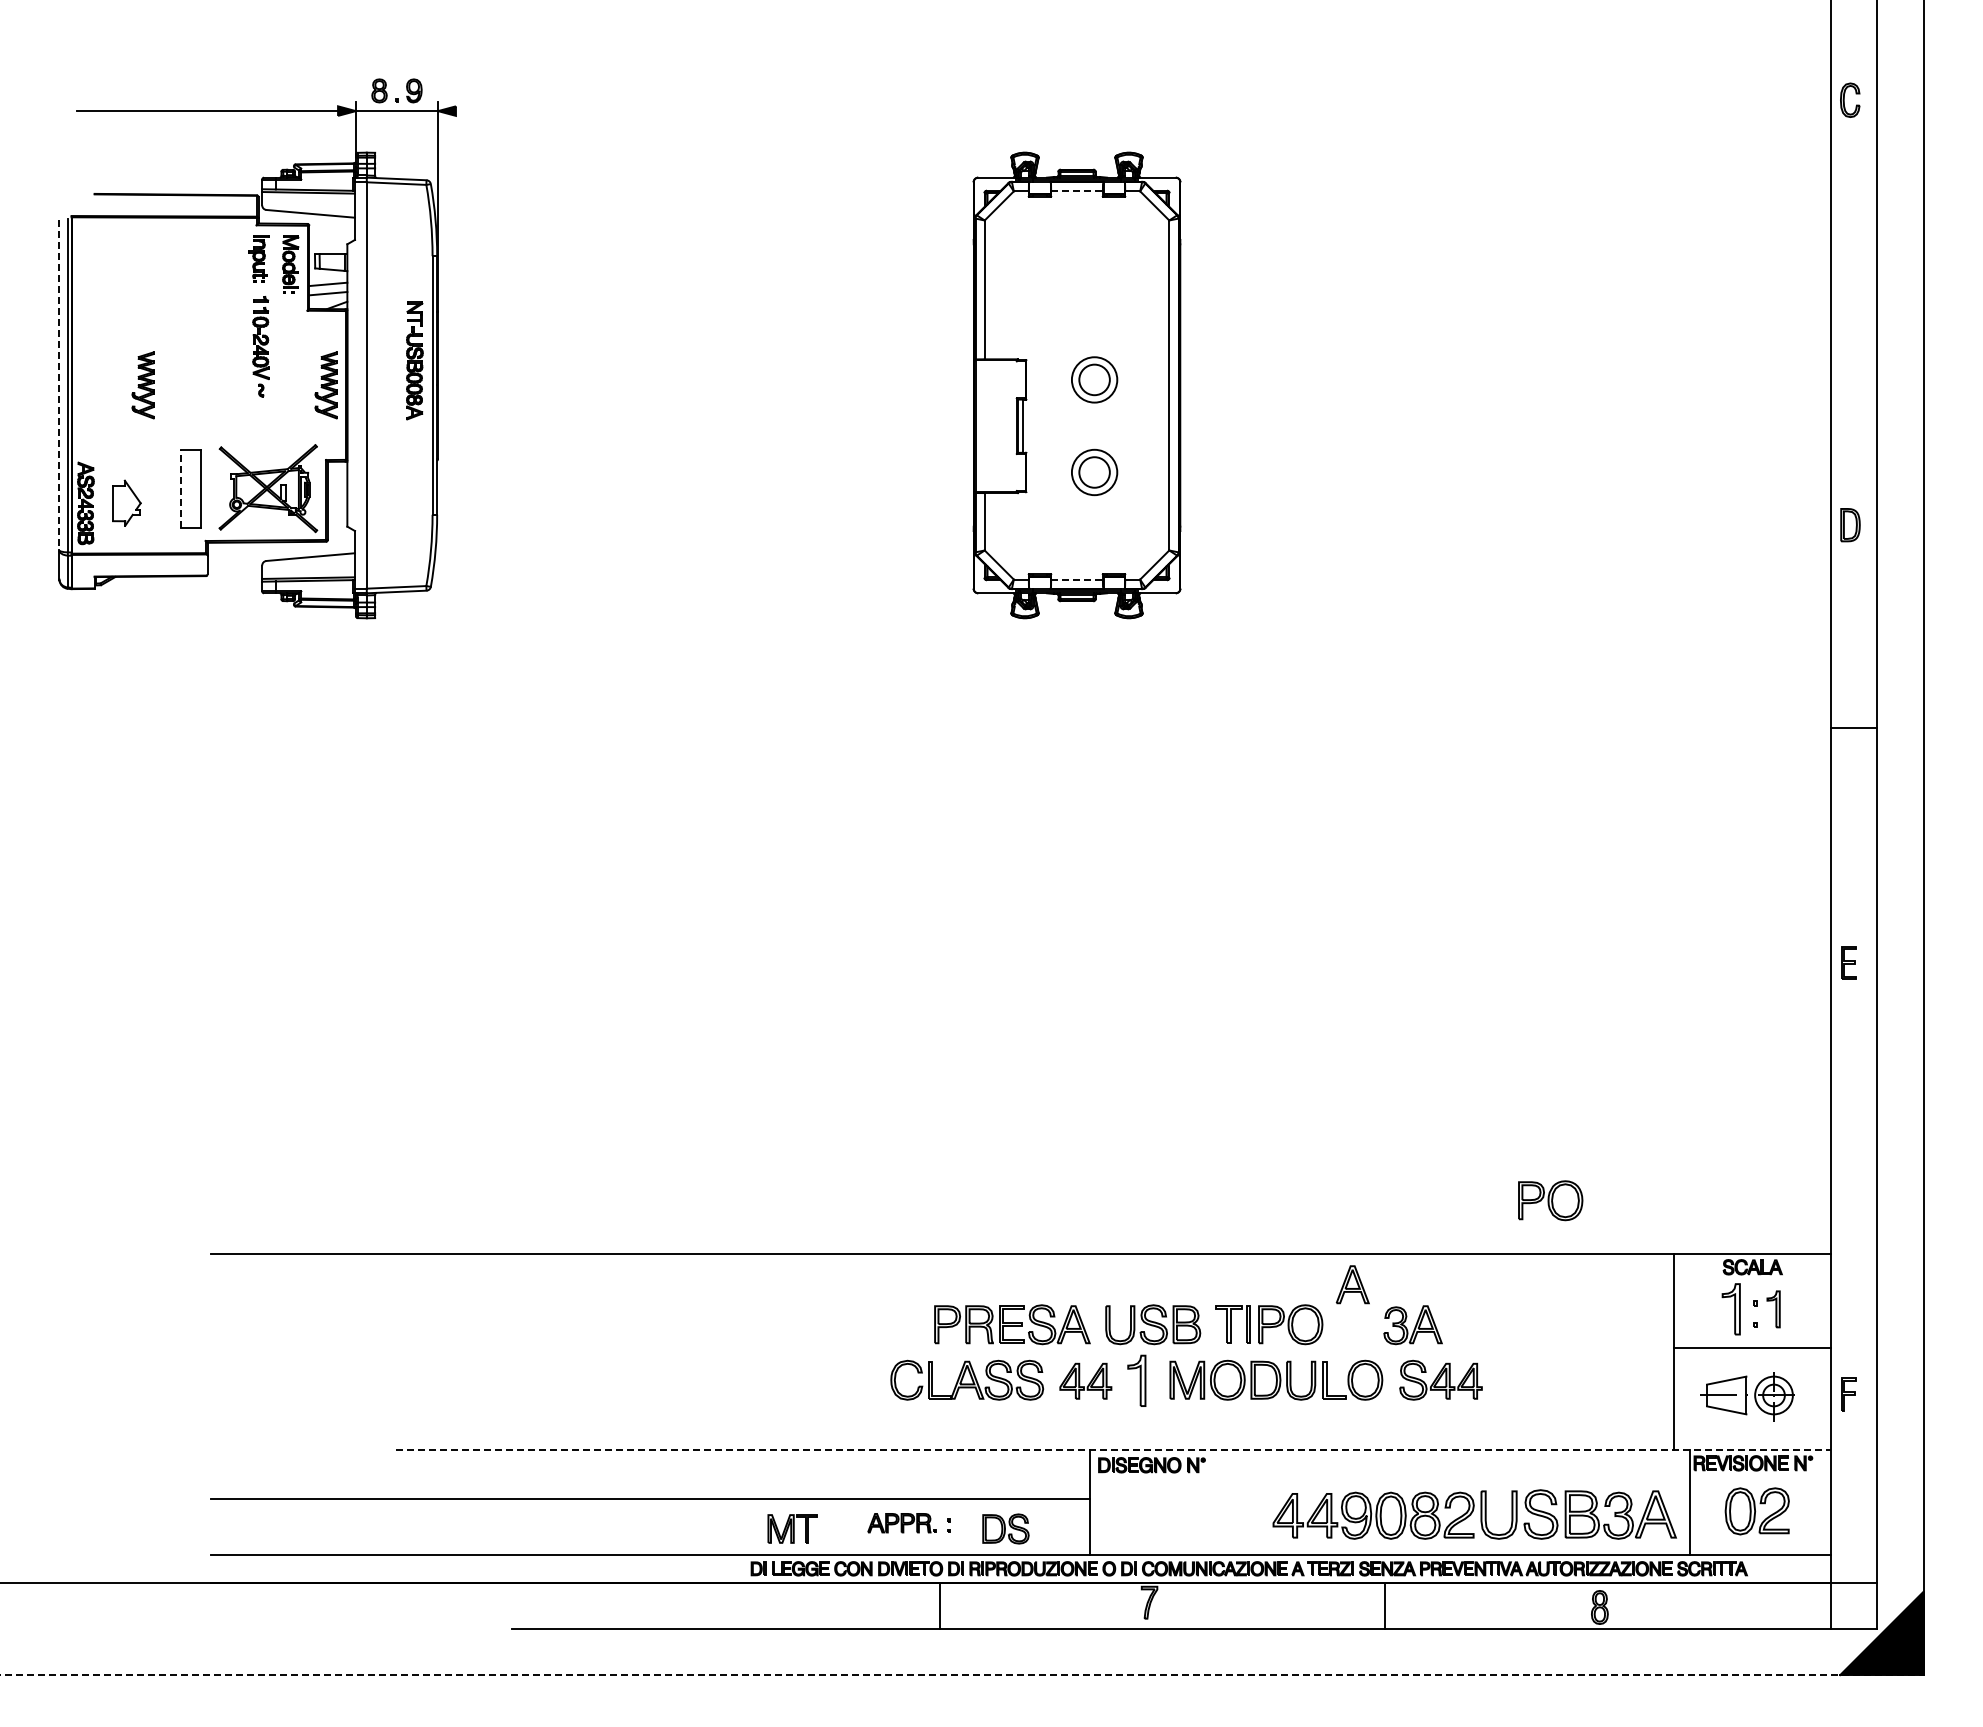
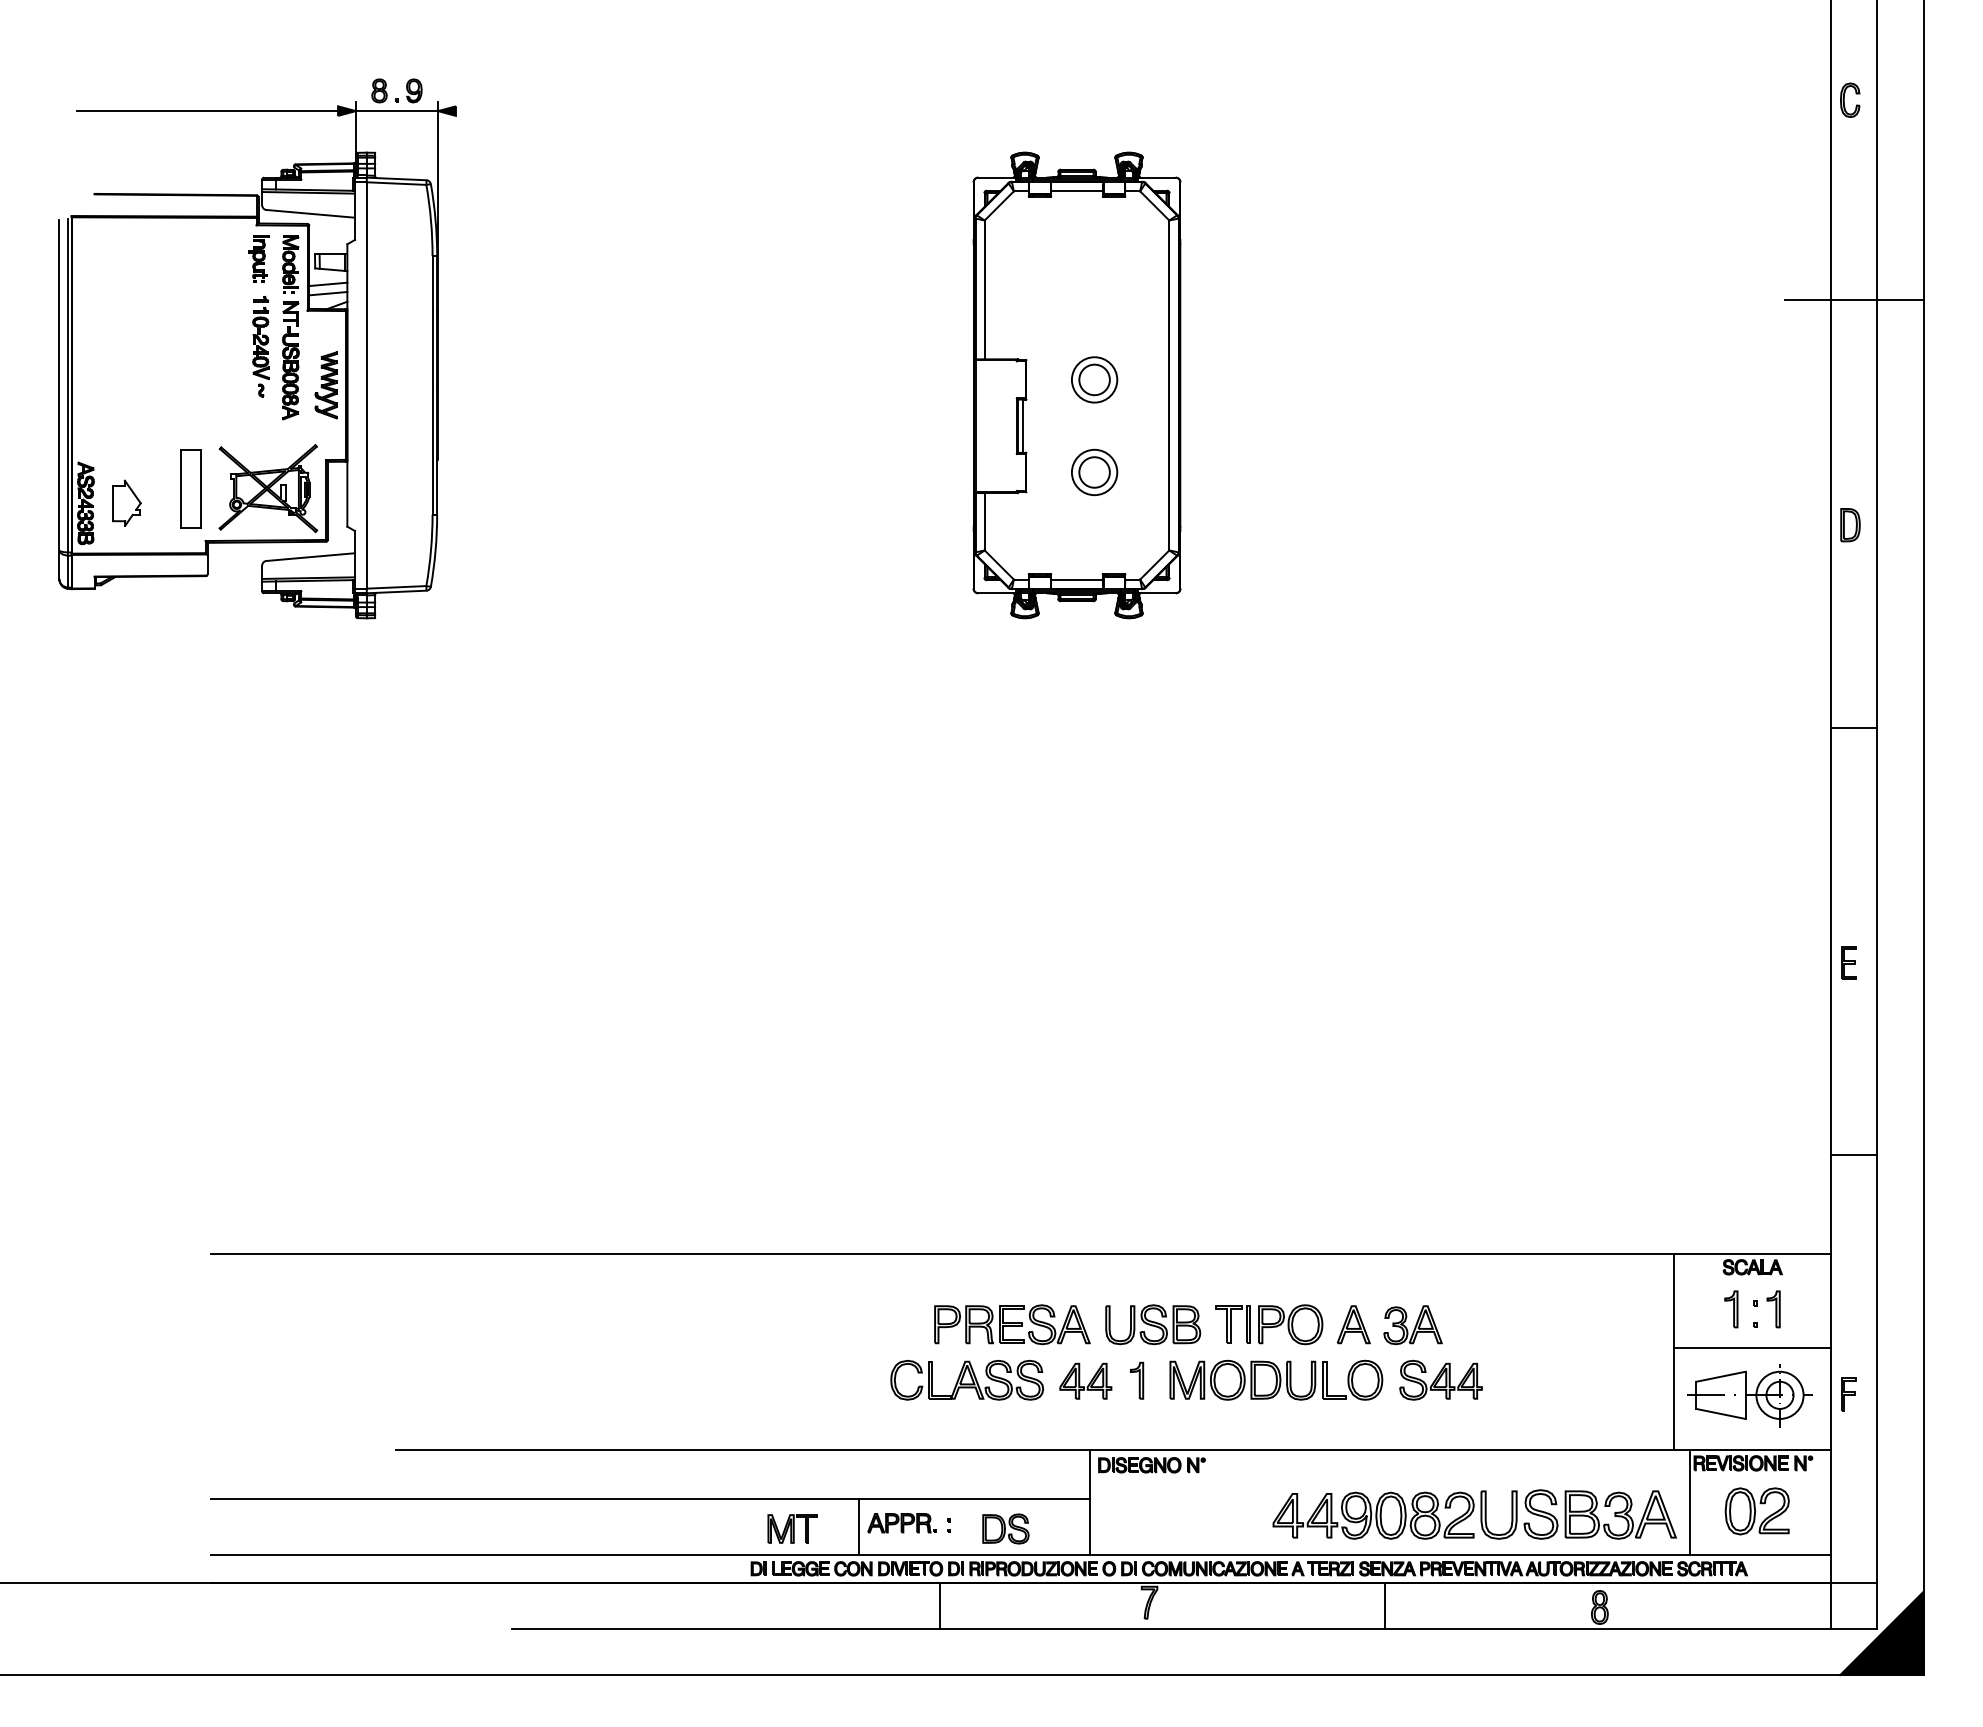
line: dashed -> solid (1077, 191)
line: none -> present (1853, 300)
part position: (414, 360) -> (290, 360) (290, 360)
line: dashed -> solid (59, 385)
part: present -> none (142, 385)
line: dashed -> solid (181, 489)
line: dashed -> solid (1077, 579)
line: none -> present (1853, 1155)
part: present -> none (1550, 1200)
part position: (1352, 1284) -> (1353, 1324) (1353, 1324)
part size: 20x53 px -> 15x39 px (1731, 1309)
part size: 20x53 px -> 15x39 px (1137, 1380)
part size: 95x50 px -> 126x64 px (1749, 1395)
line: dashed -> solid (1114, 1450)
line: none -> present (858, 1526)
line: dashed -> solid (962, 1675)
